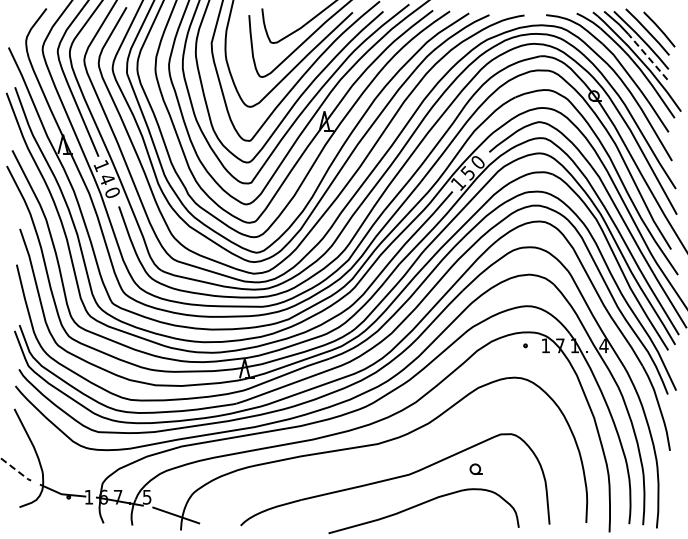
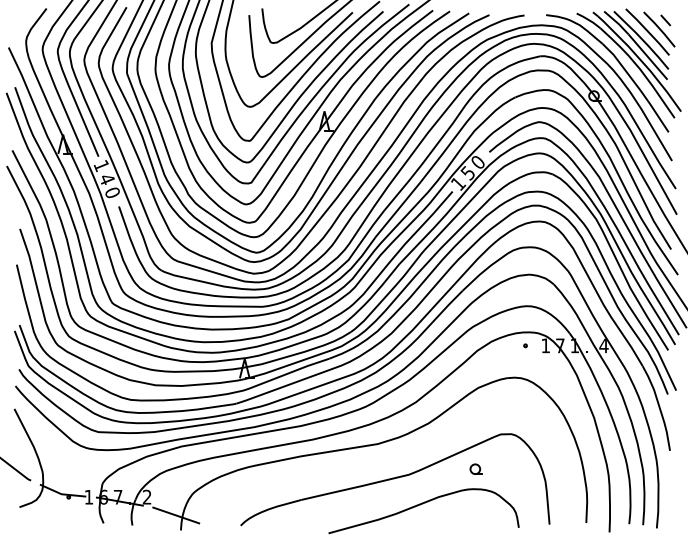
line: none -> present (665, 20)
line: dashed -> solid (648, 57)
line: dashed -> solid (16, 470)
text: 5 -> 2 (147, 496)
